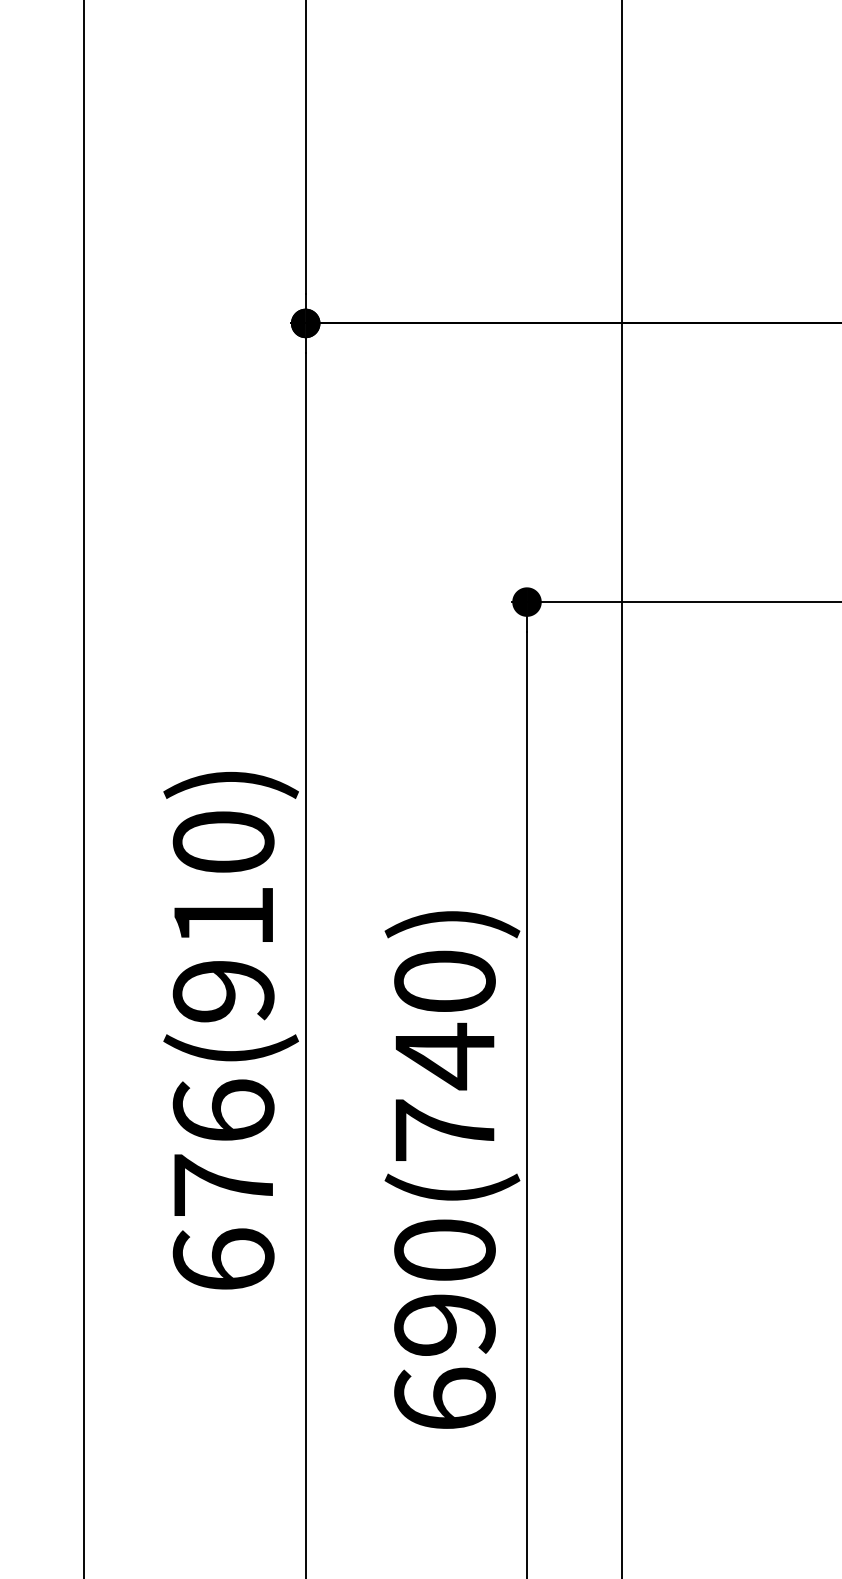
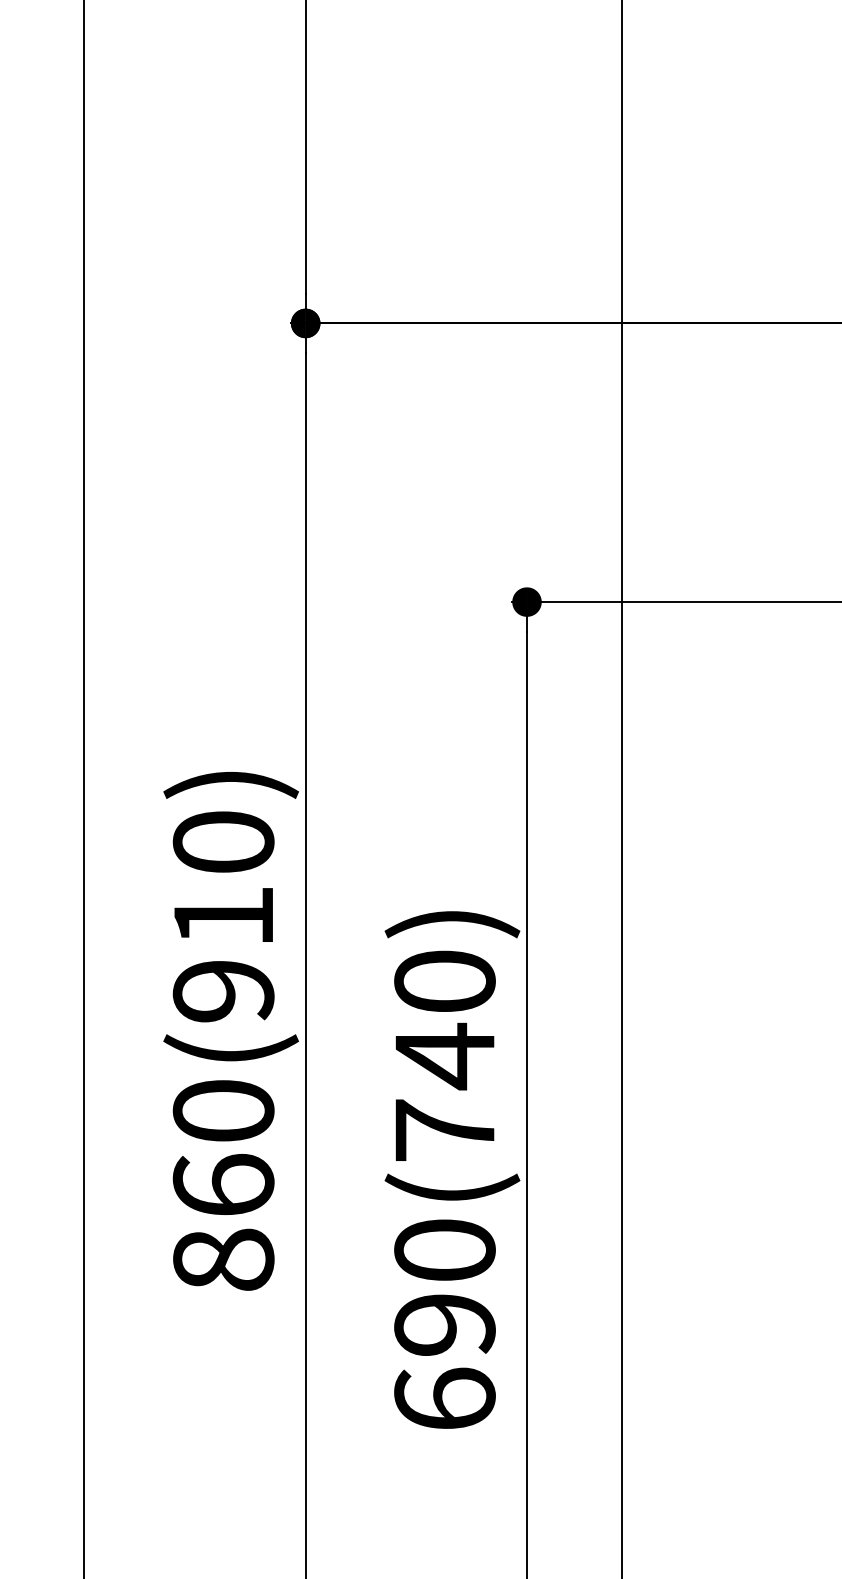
text: 676(910) -> 860(910) (223, 1184)
